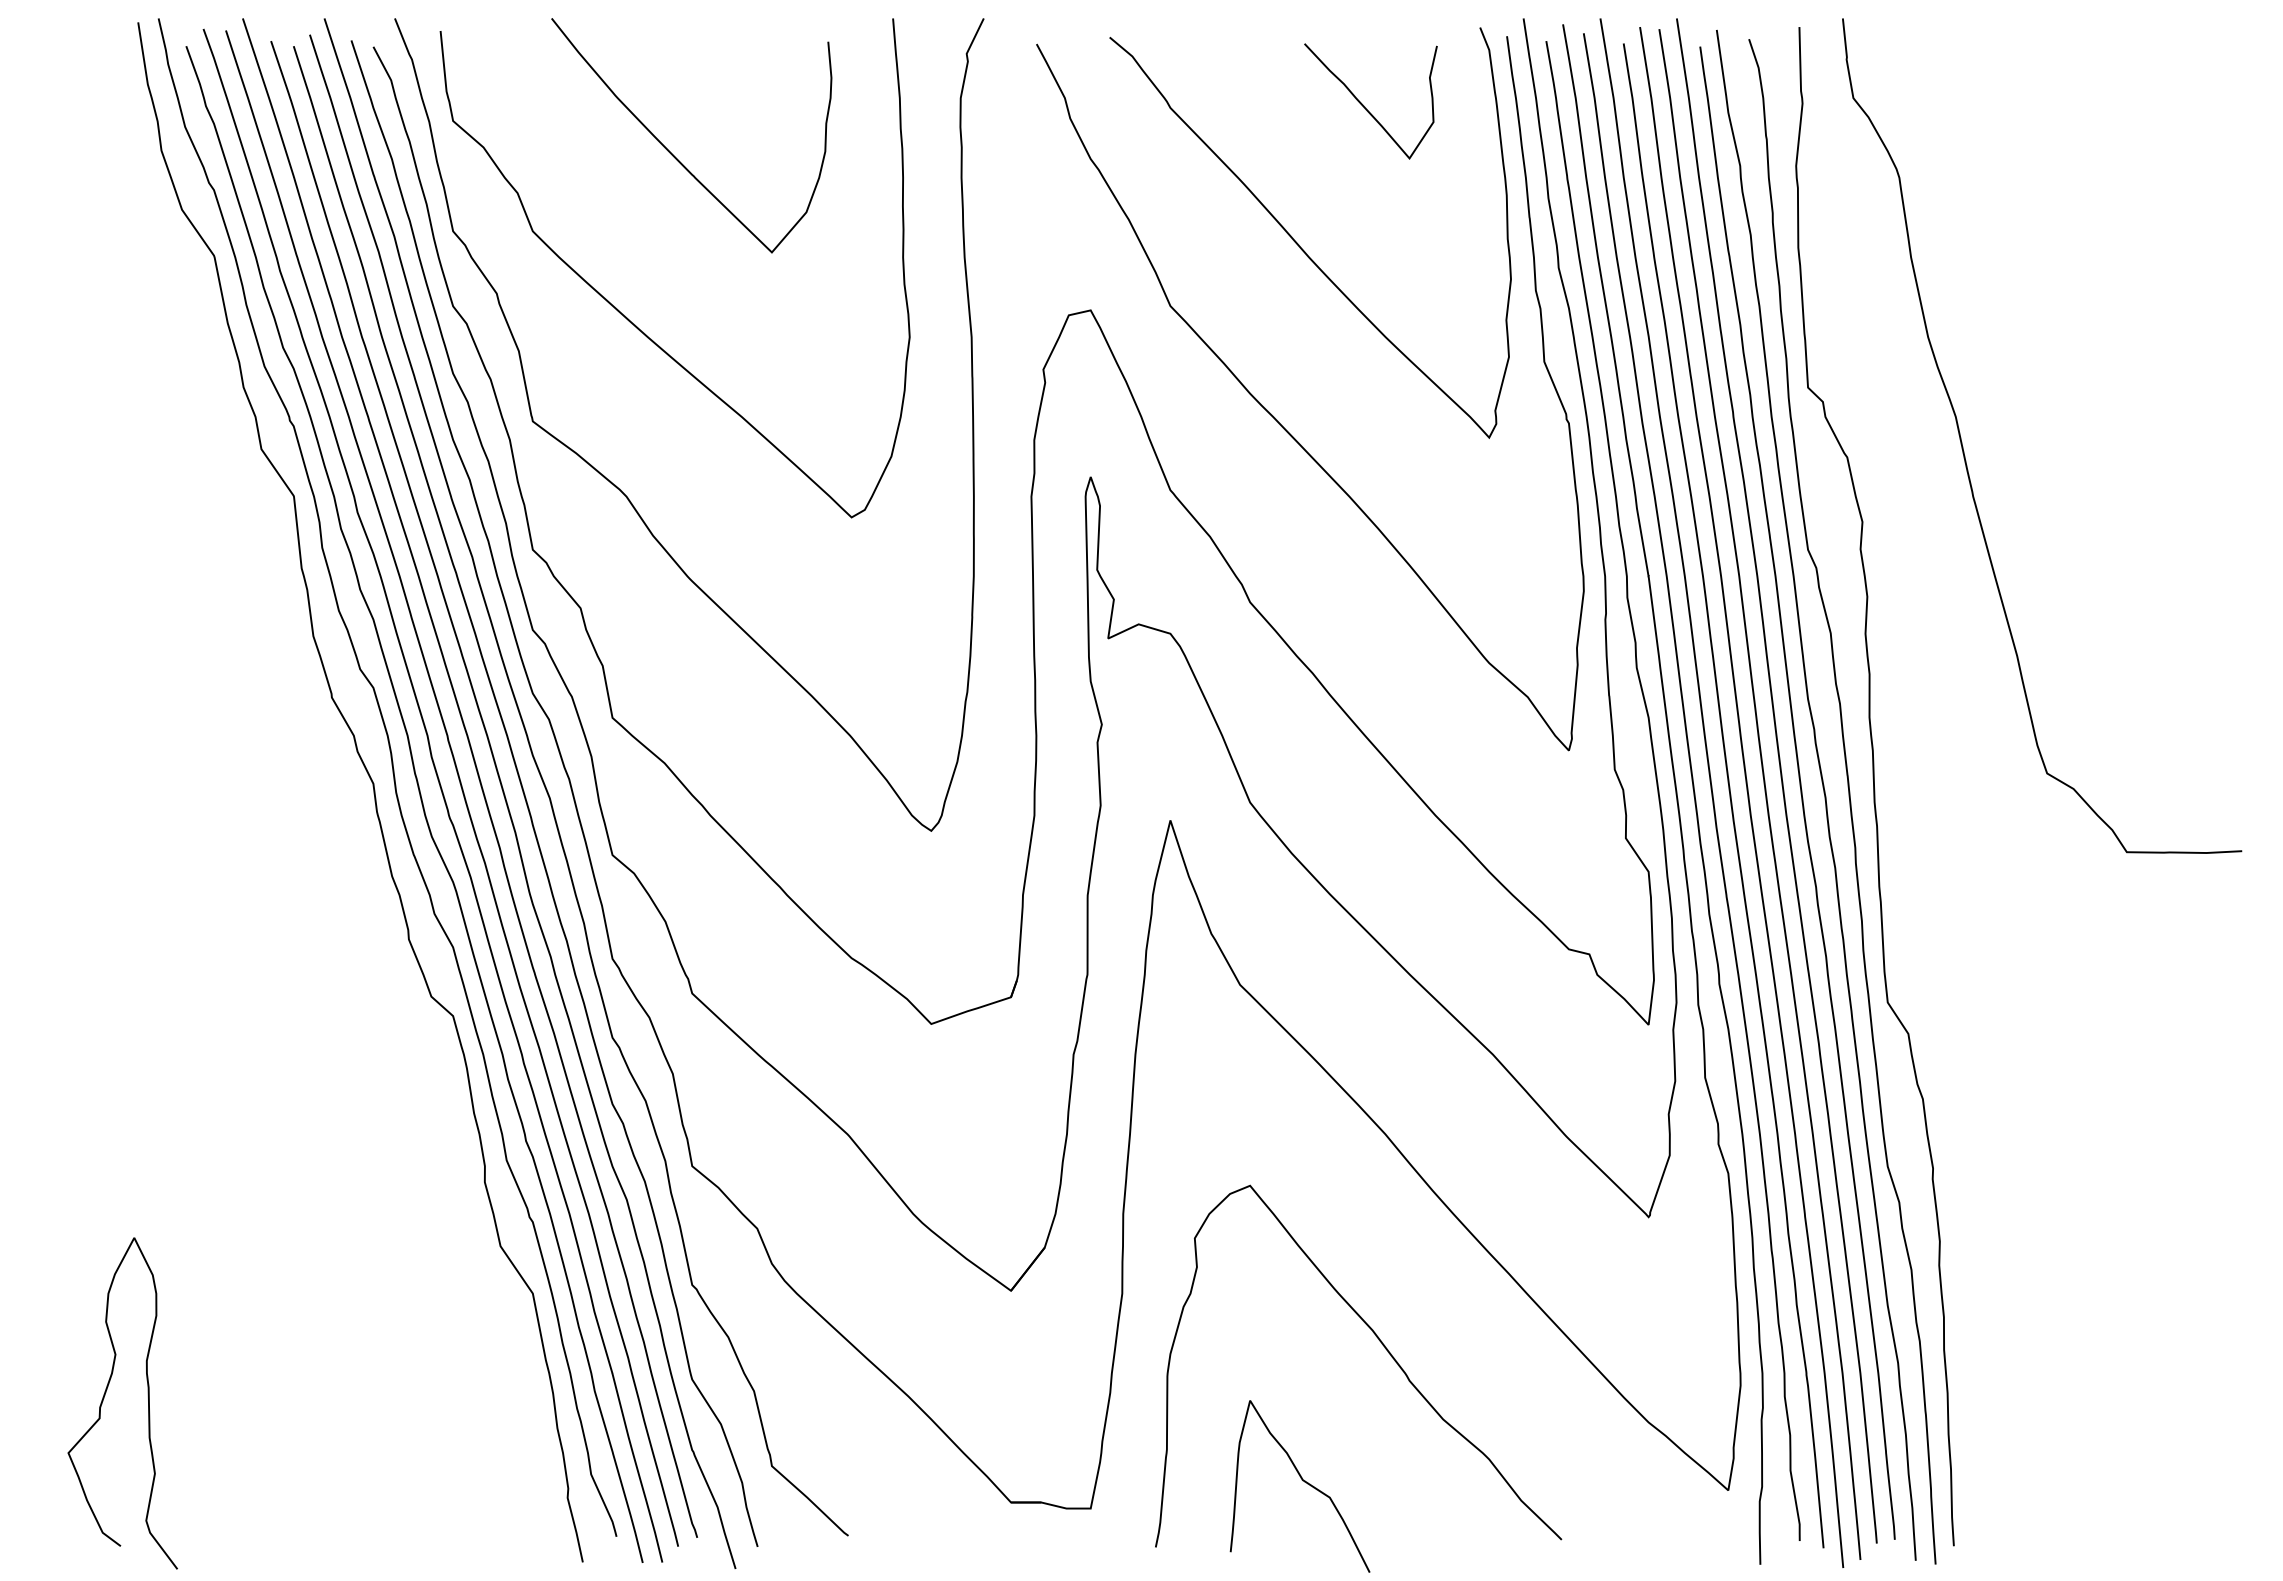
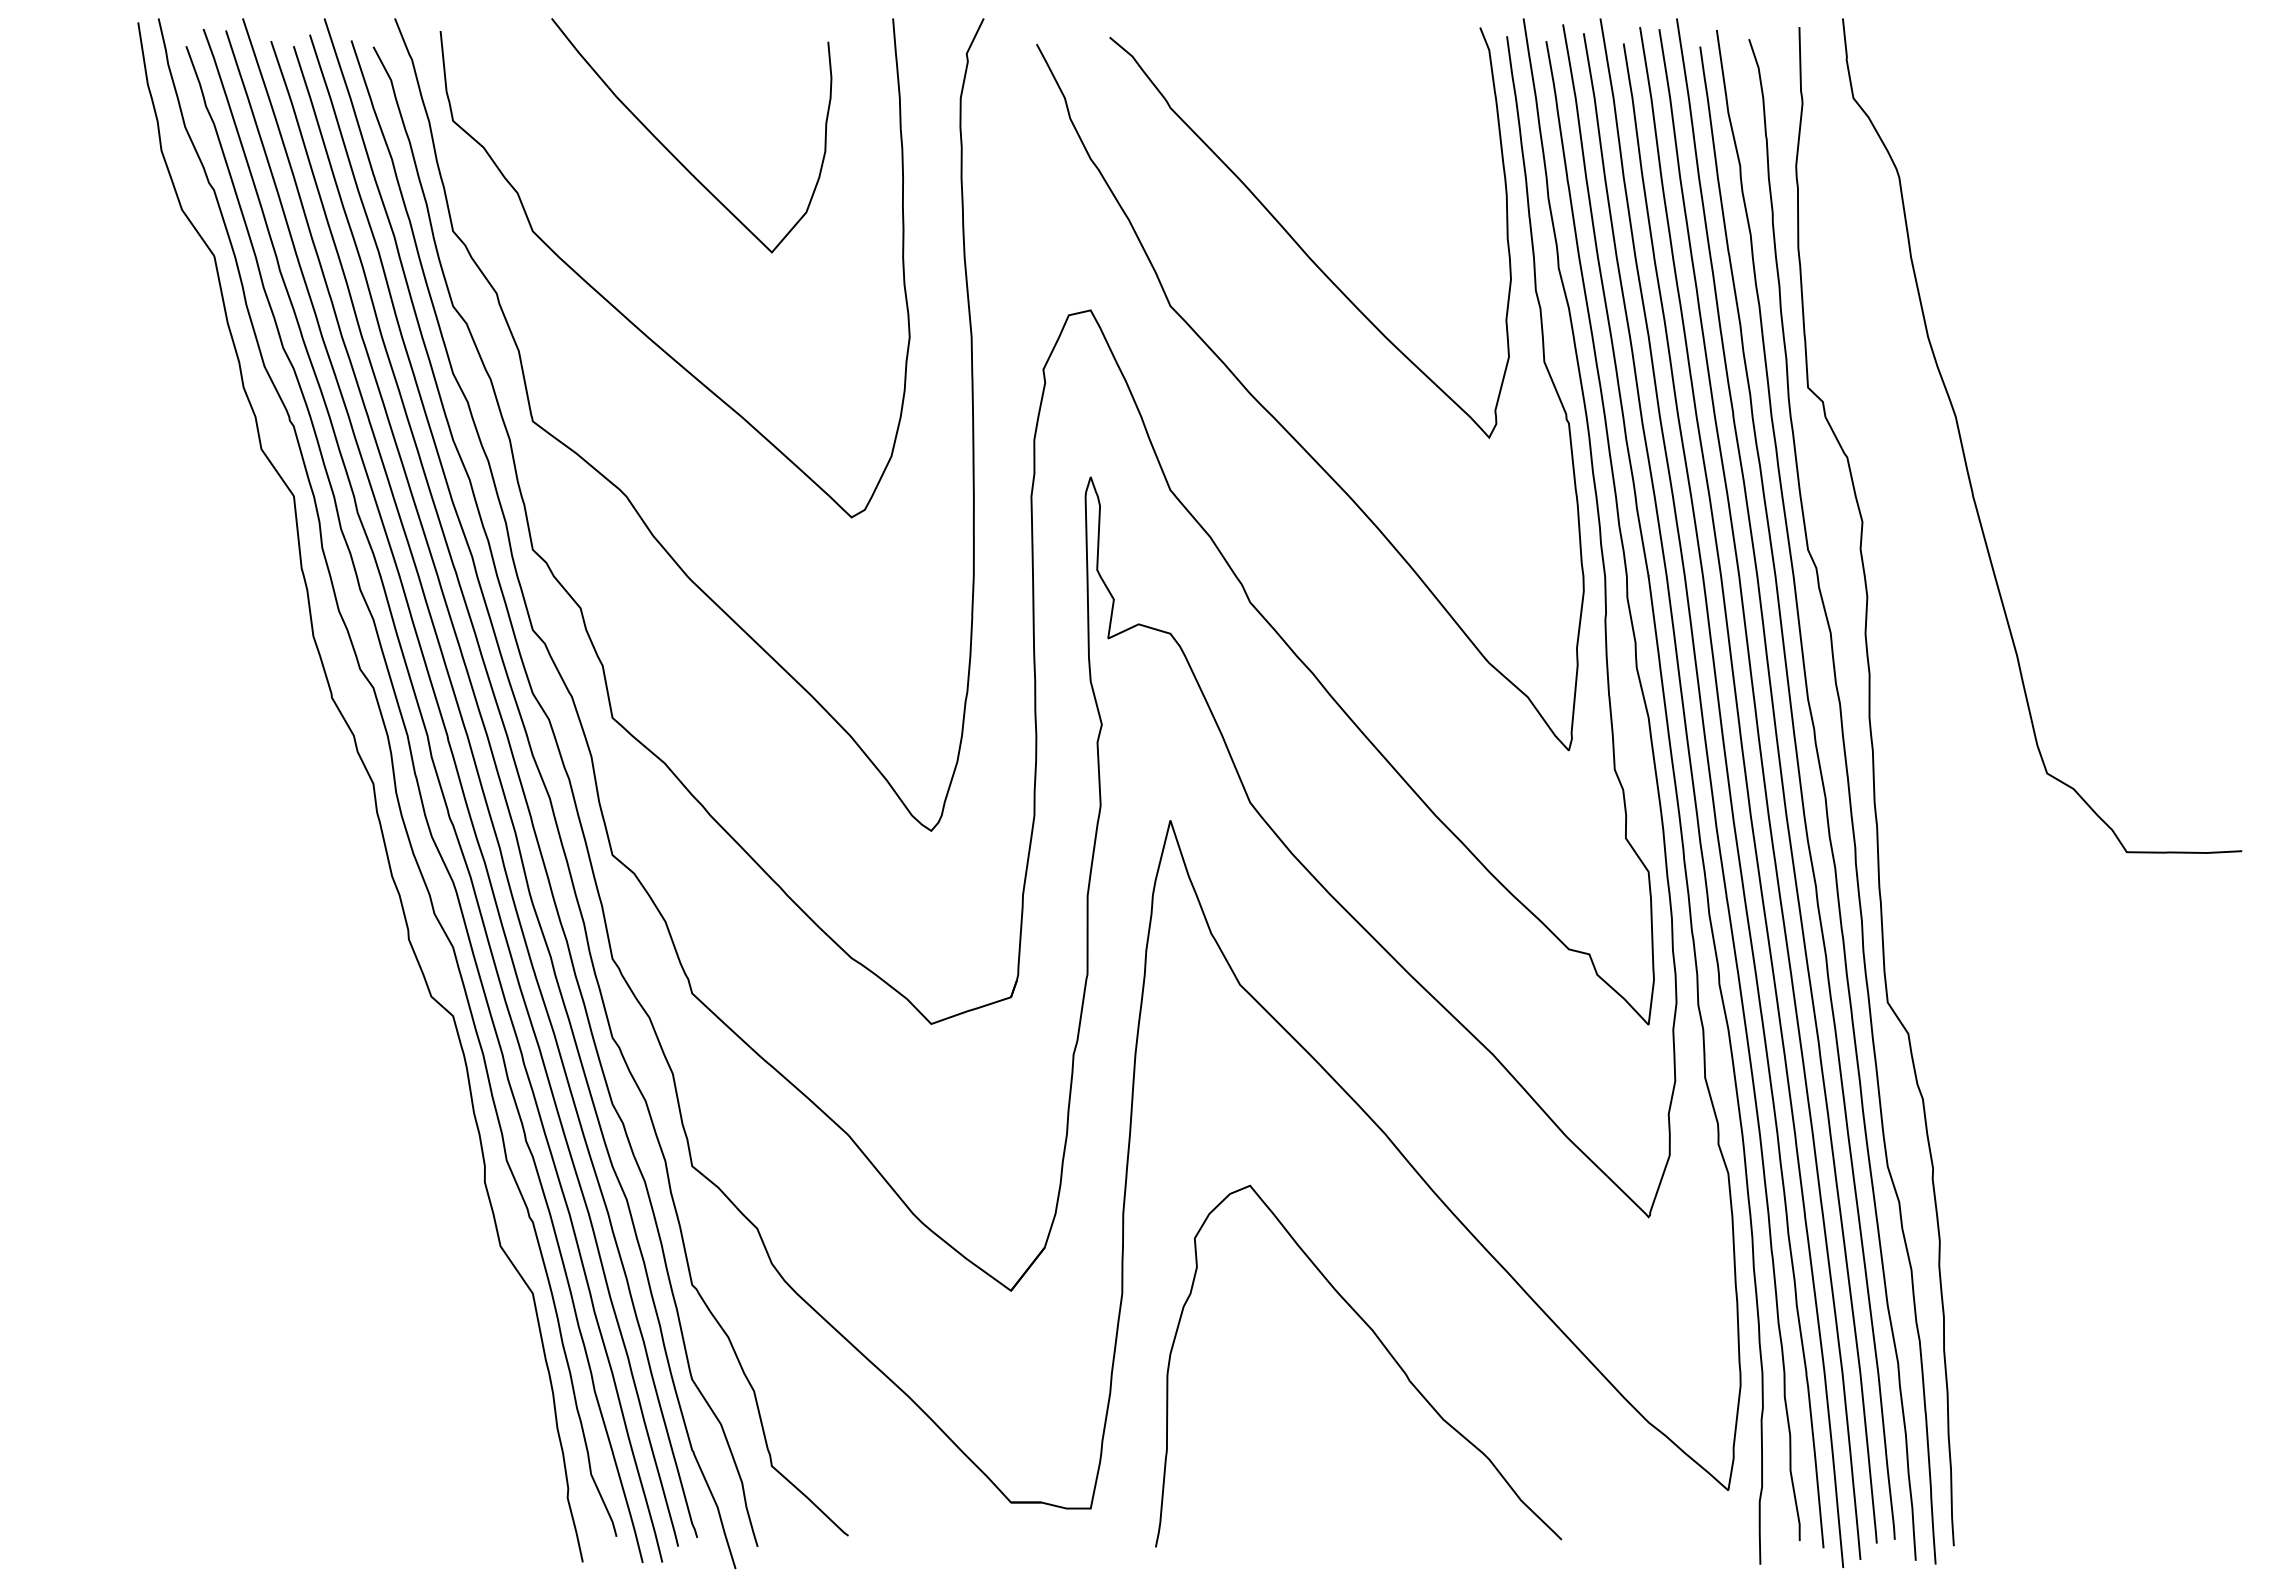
curve: present -> none (1364, 105)
curve: present -> none (104, 1398)
curve: present -> none (1303, 1481)
